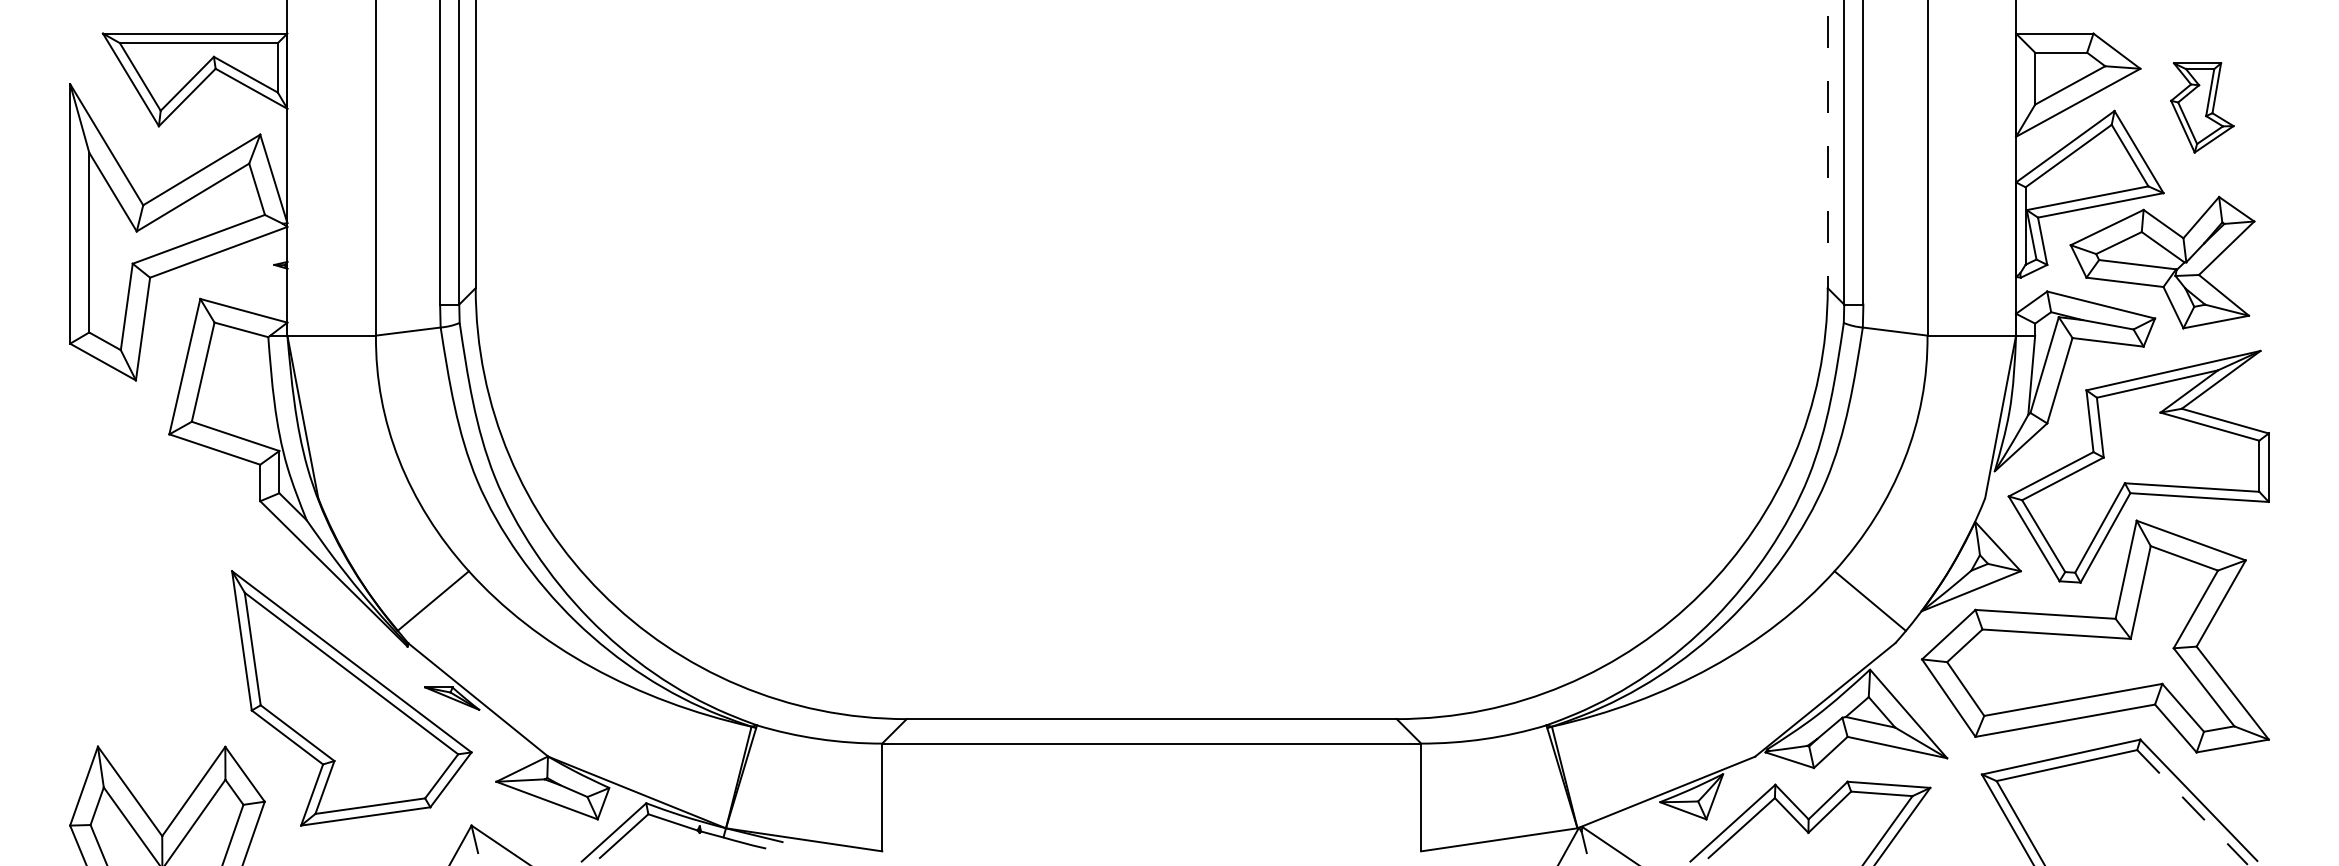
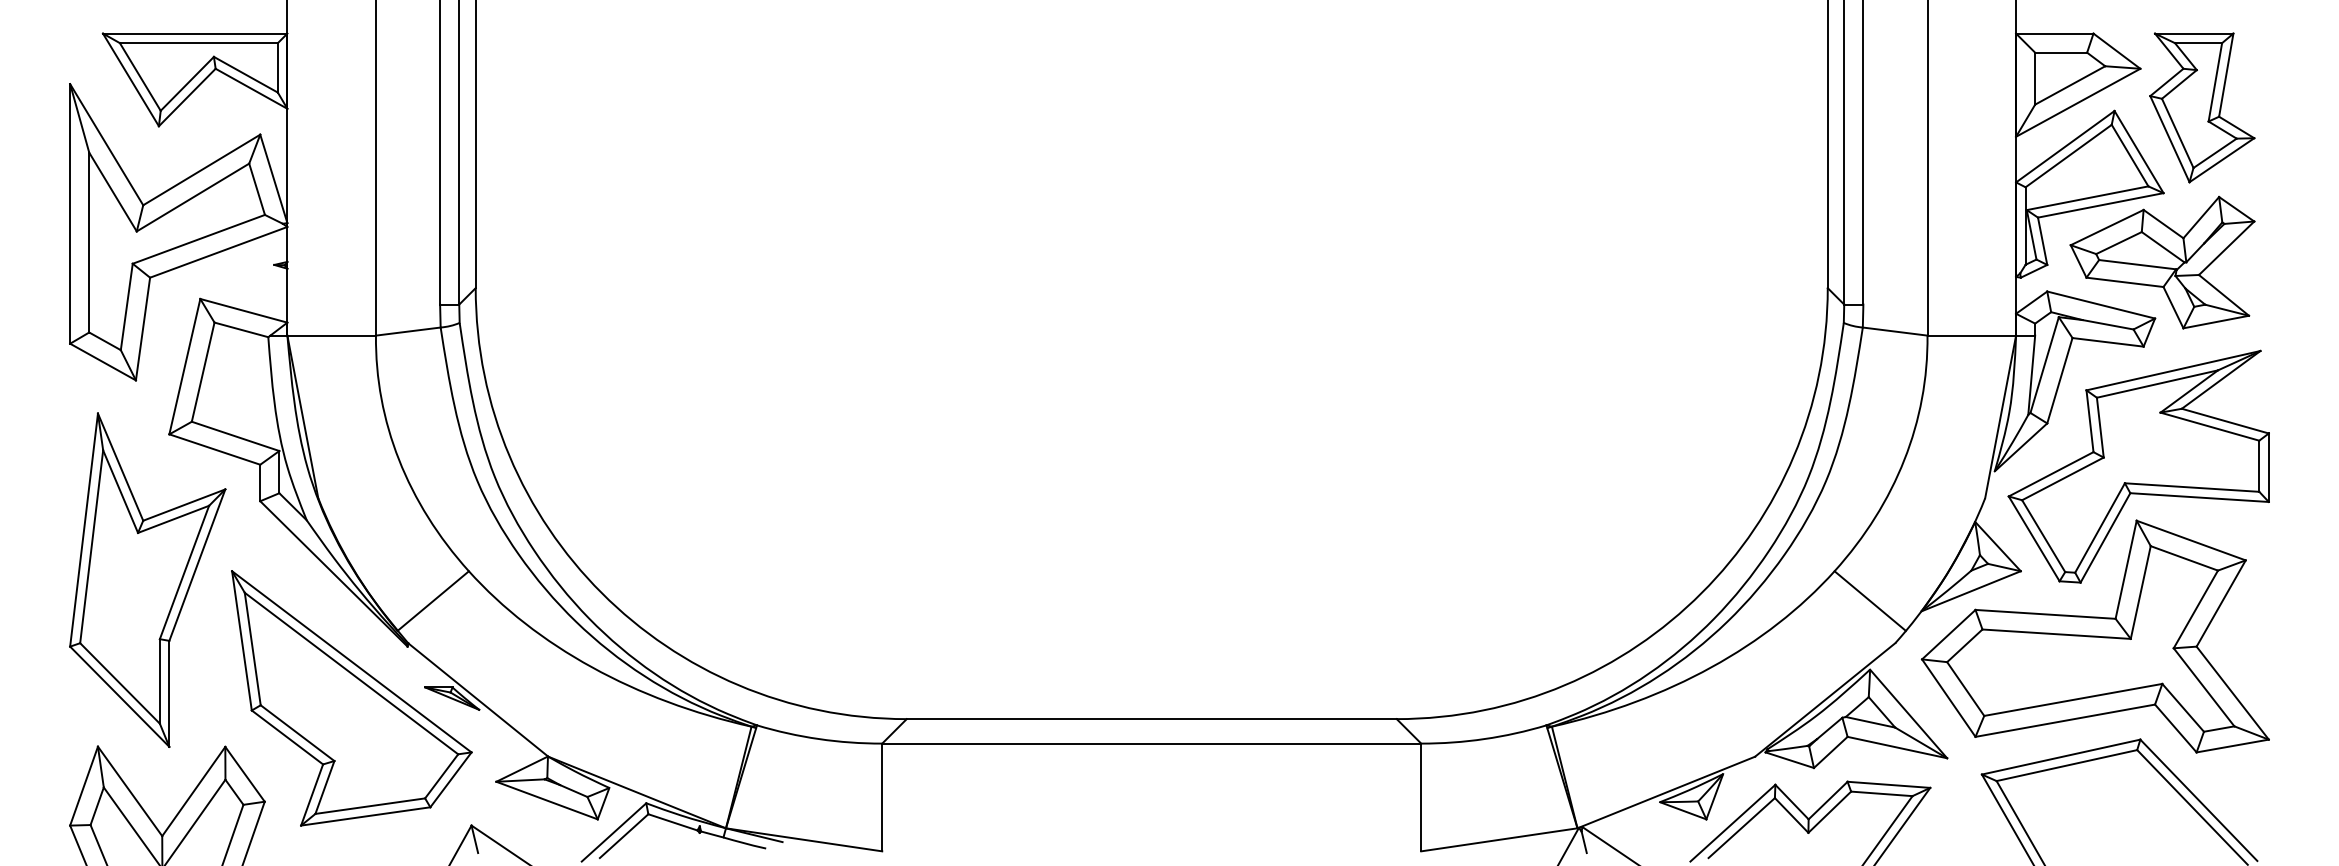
part size: 65x92 px -> 107x152 px (2202, 107)
line: dashed -> solid (1827, 144)
part: none -> present (147, 579)
line: dashed -> solid (2192, 807)
